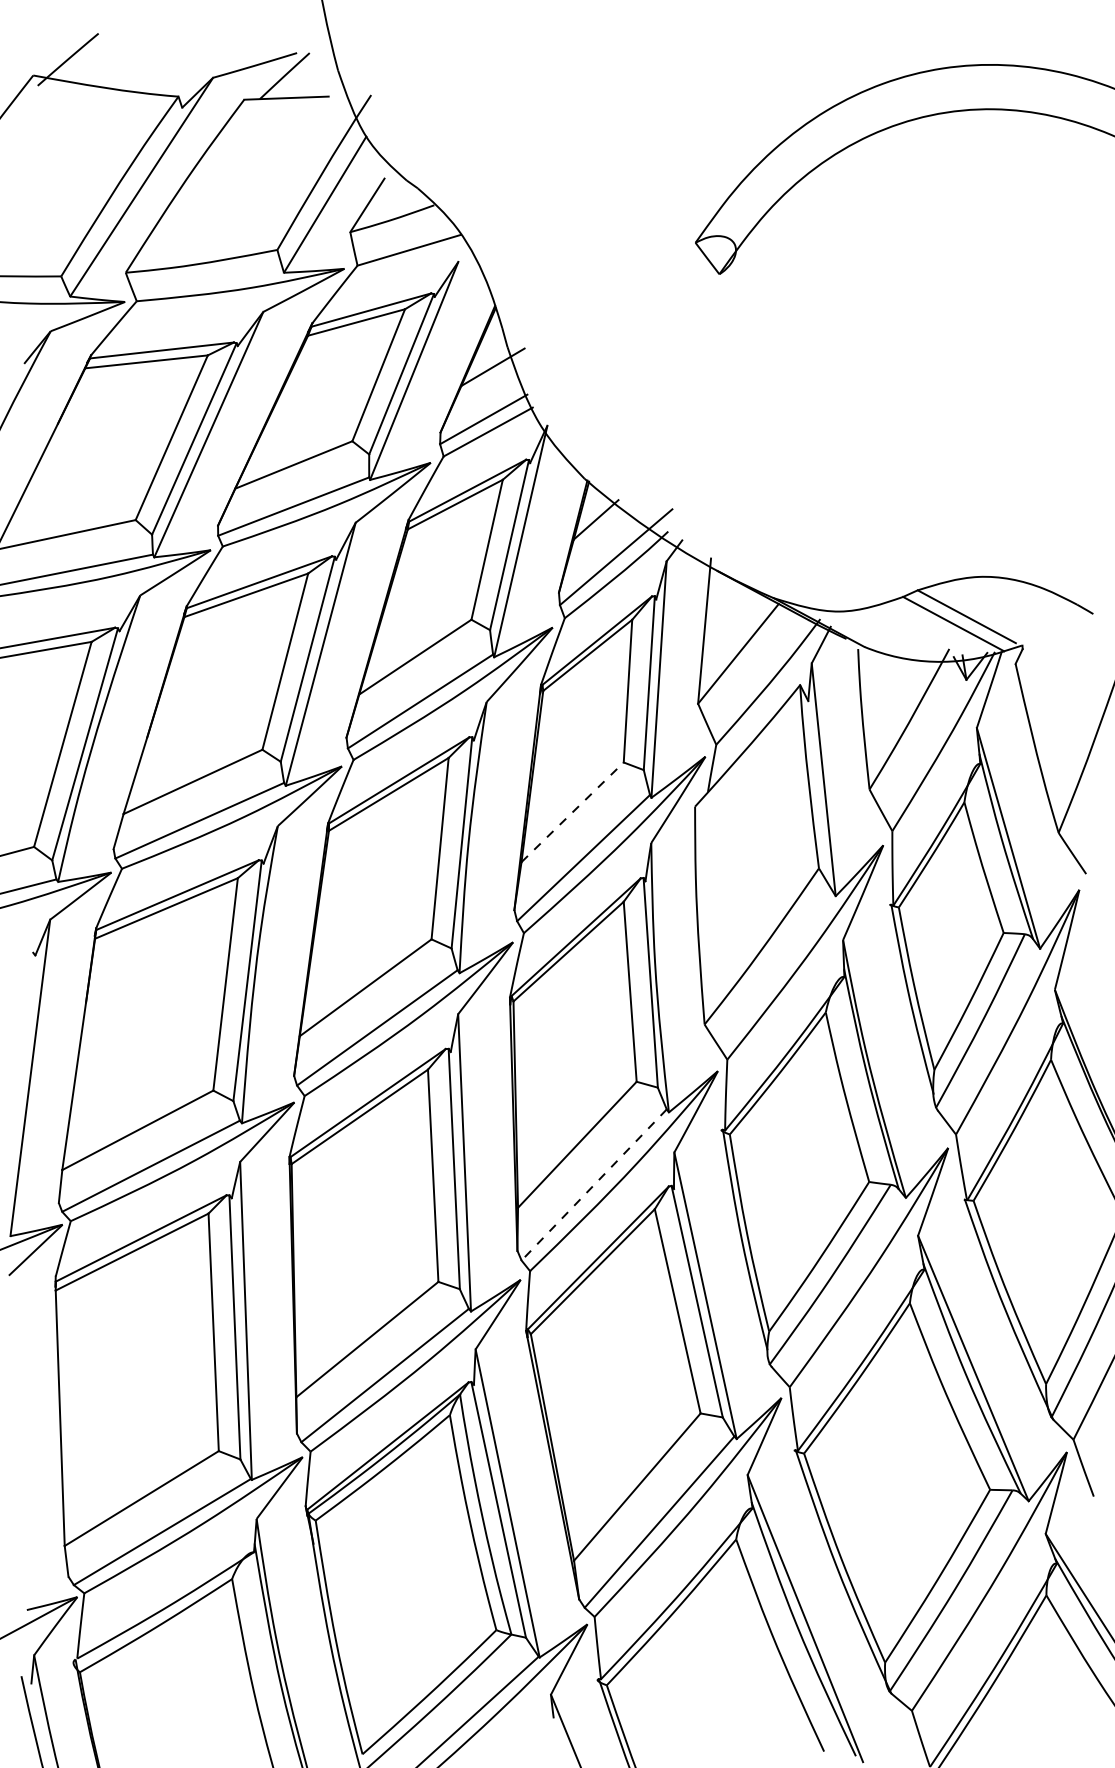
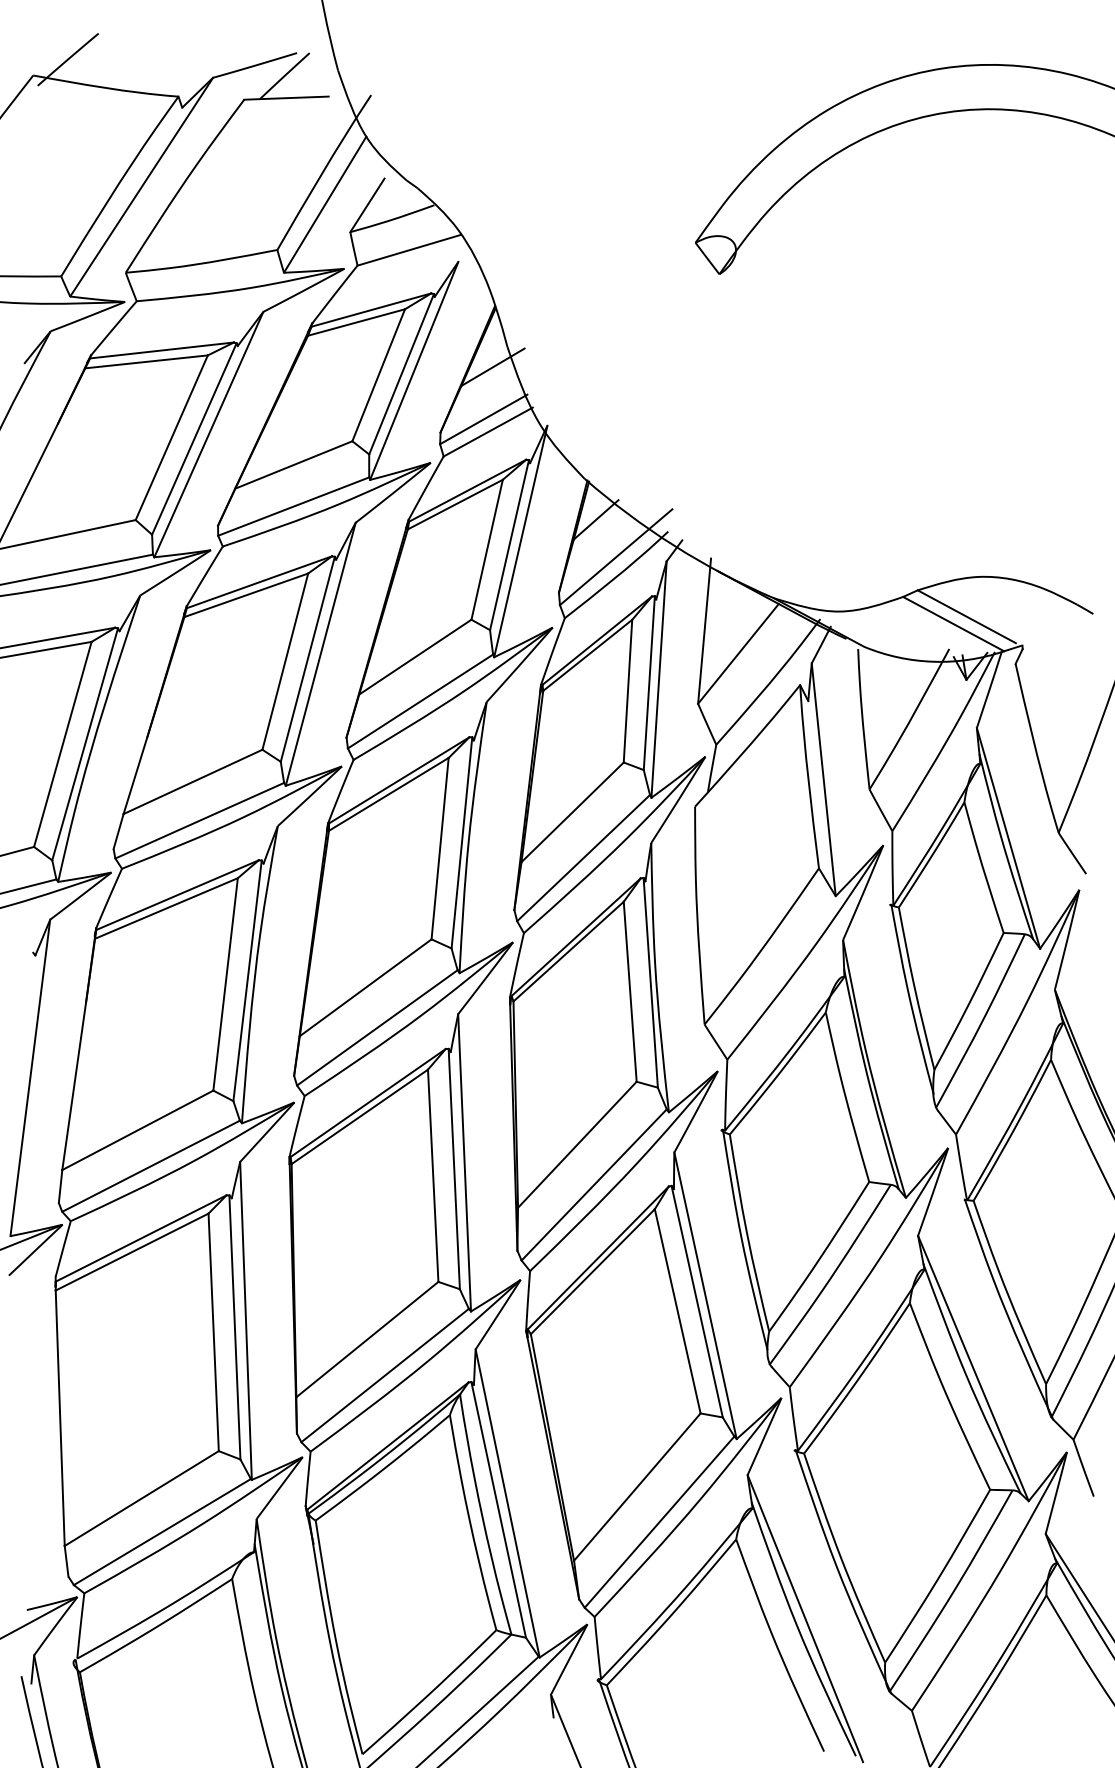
line: dashed -> solid (573, 811)
line: dashed -> solid (594, 1184)
